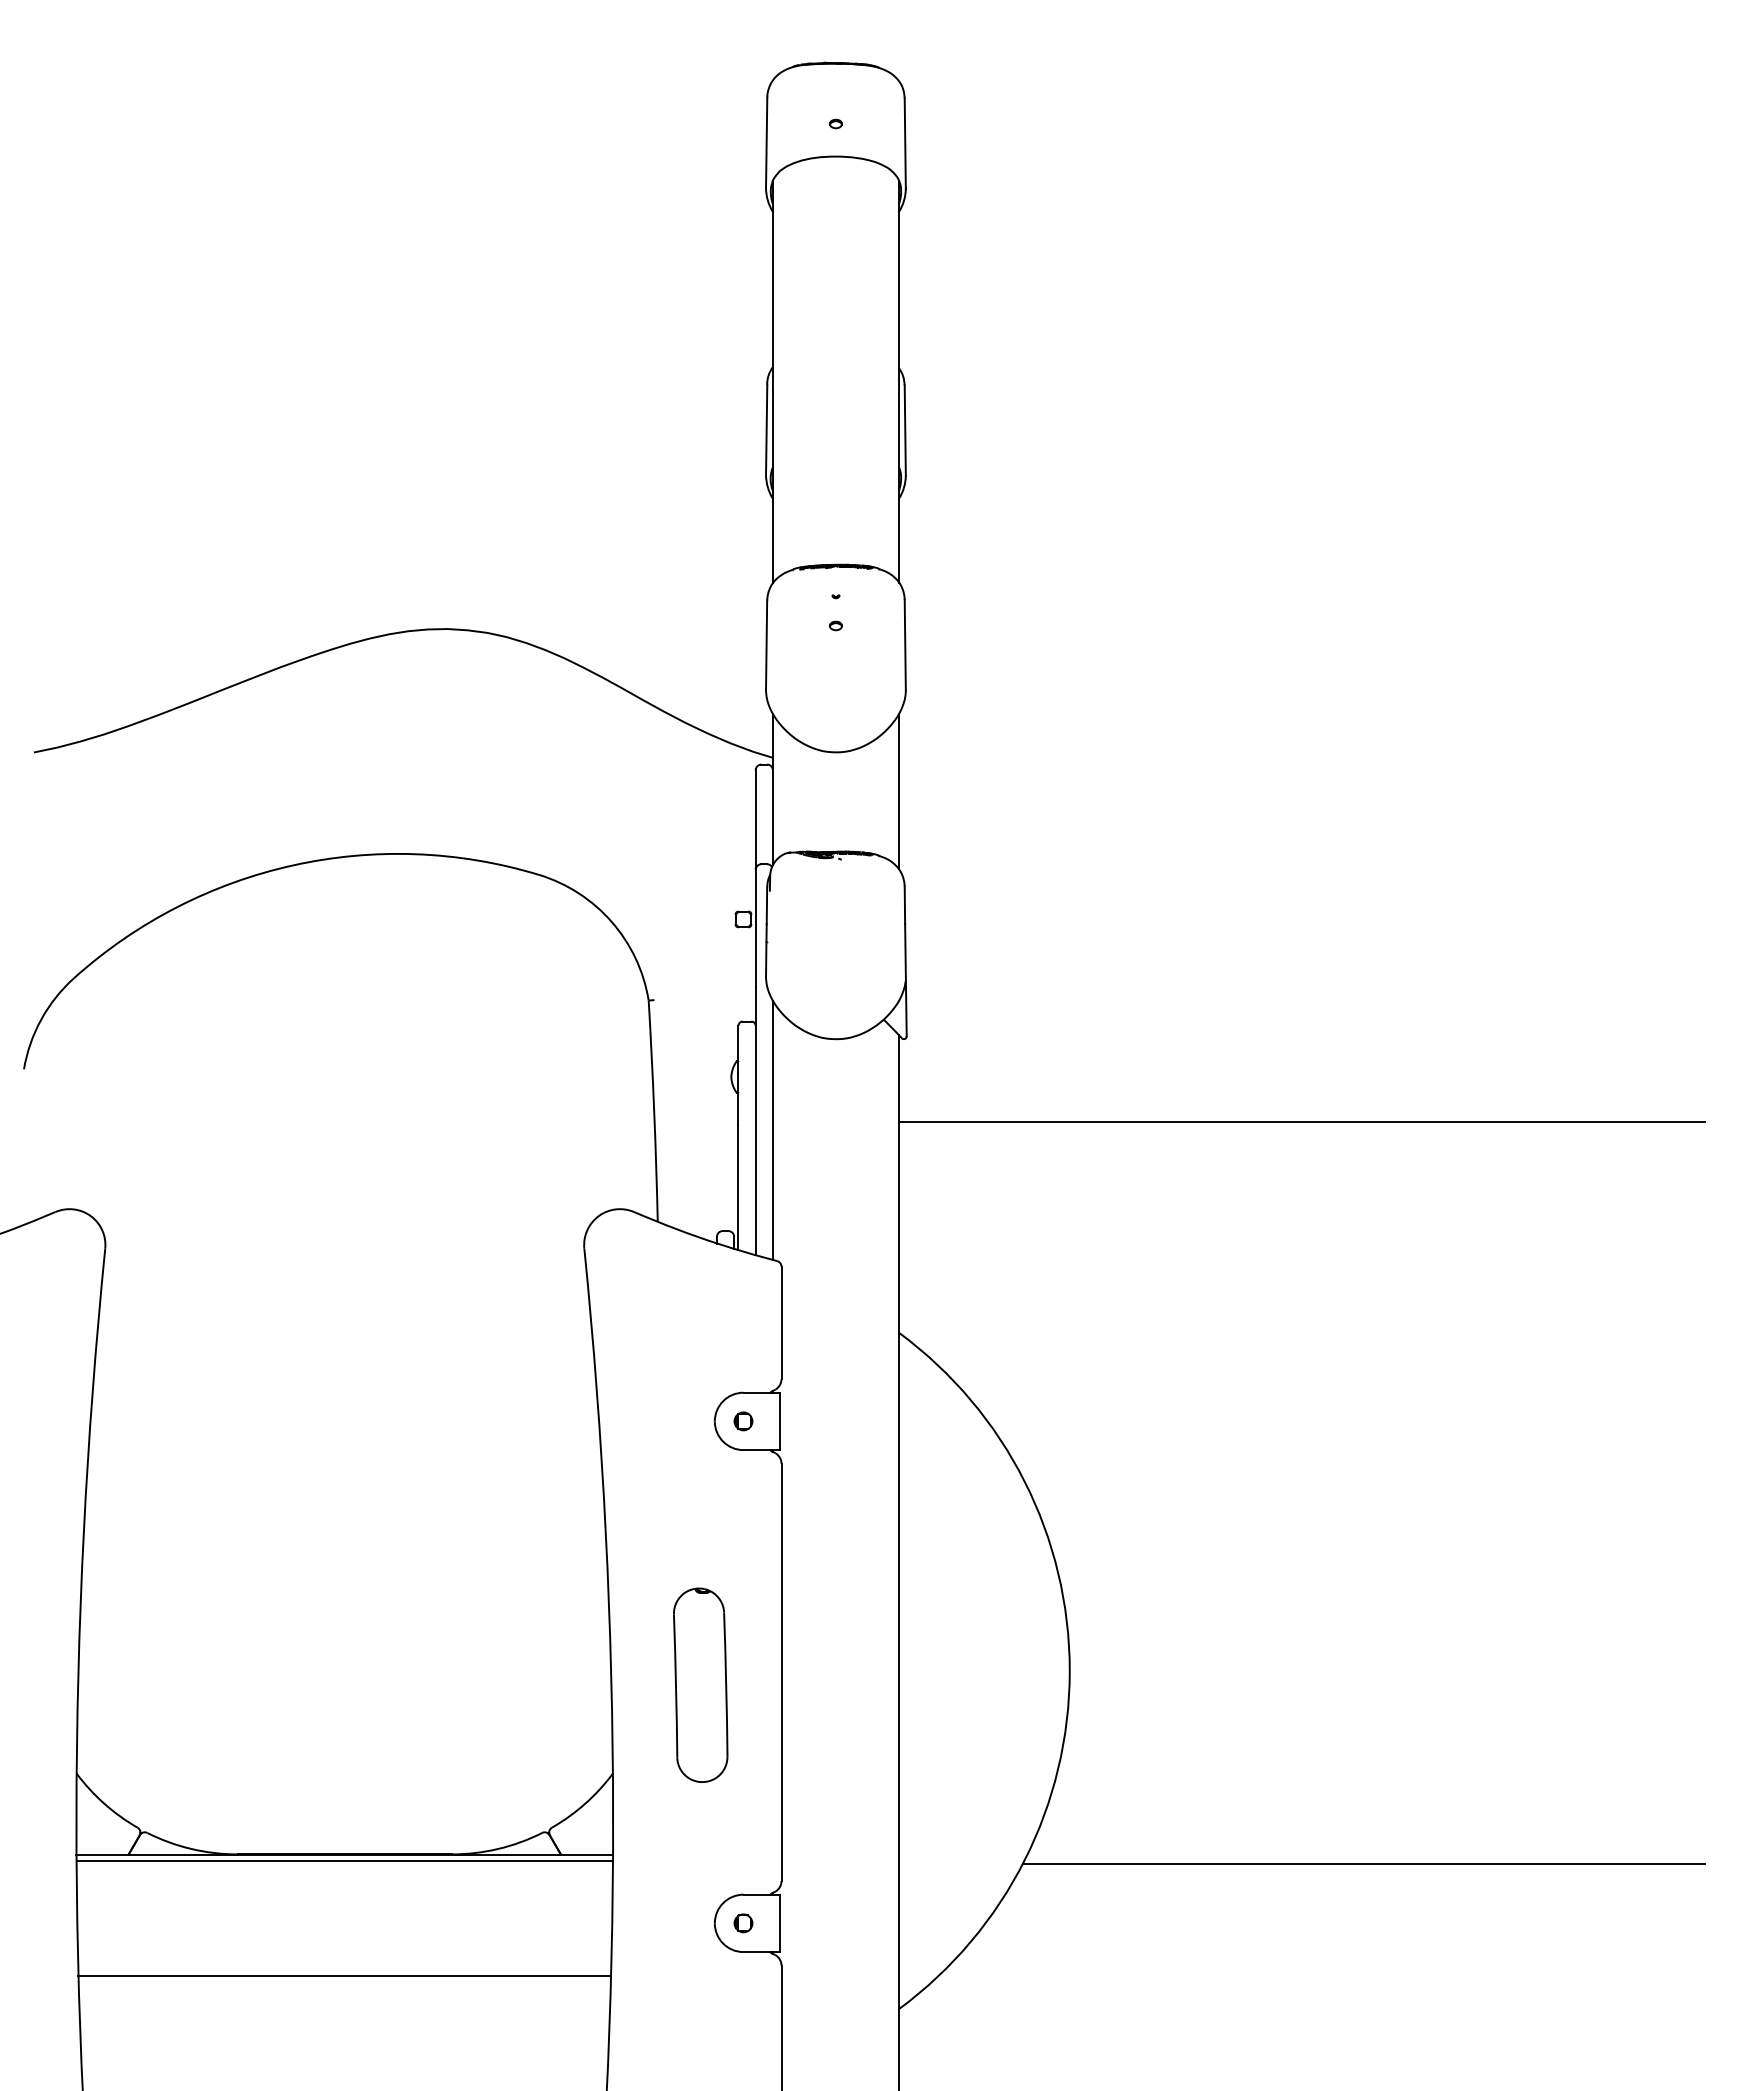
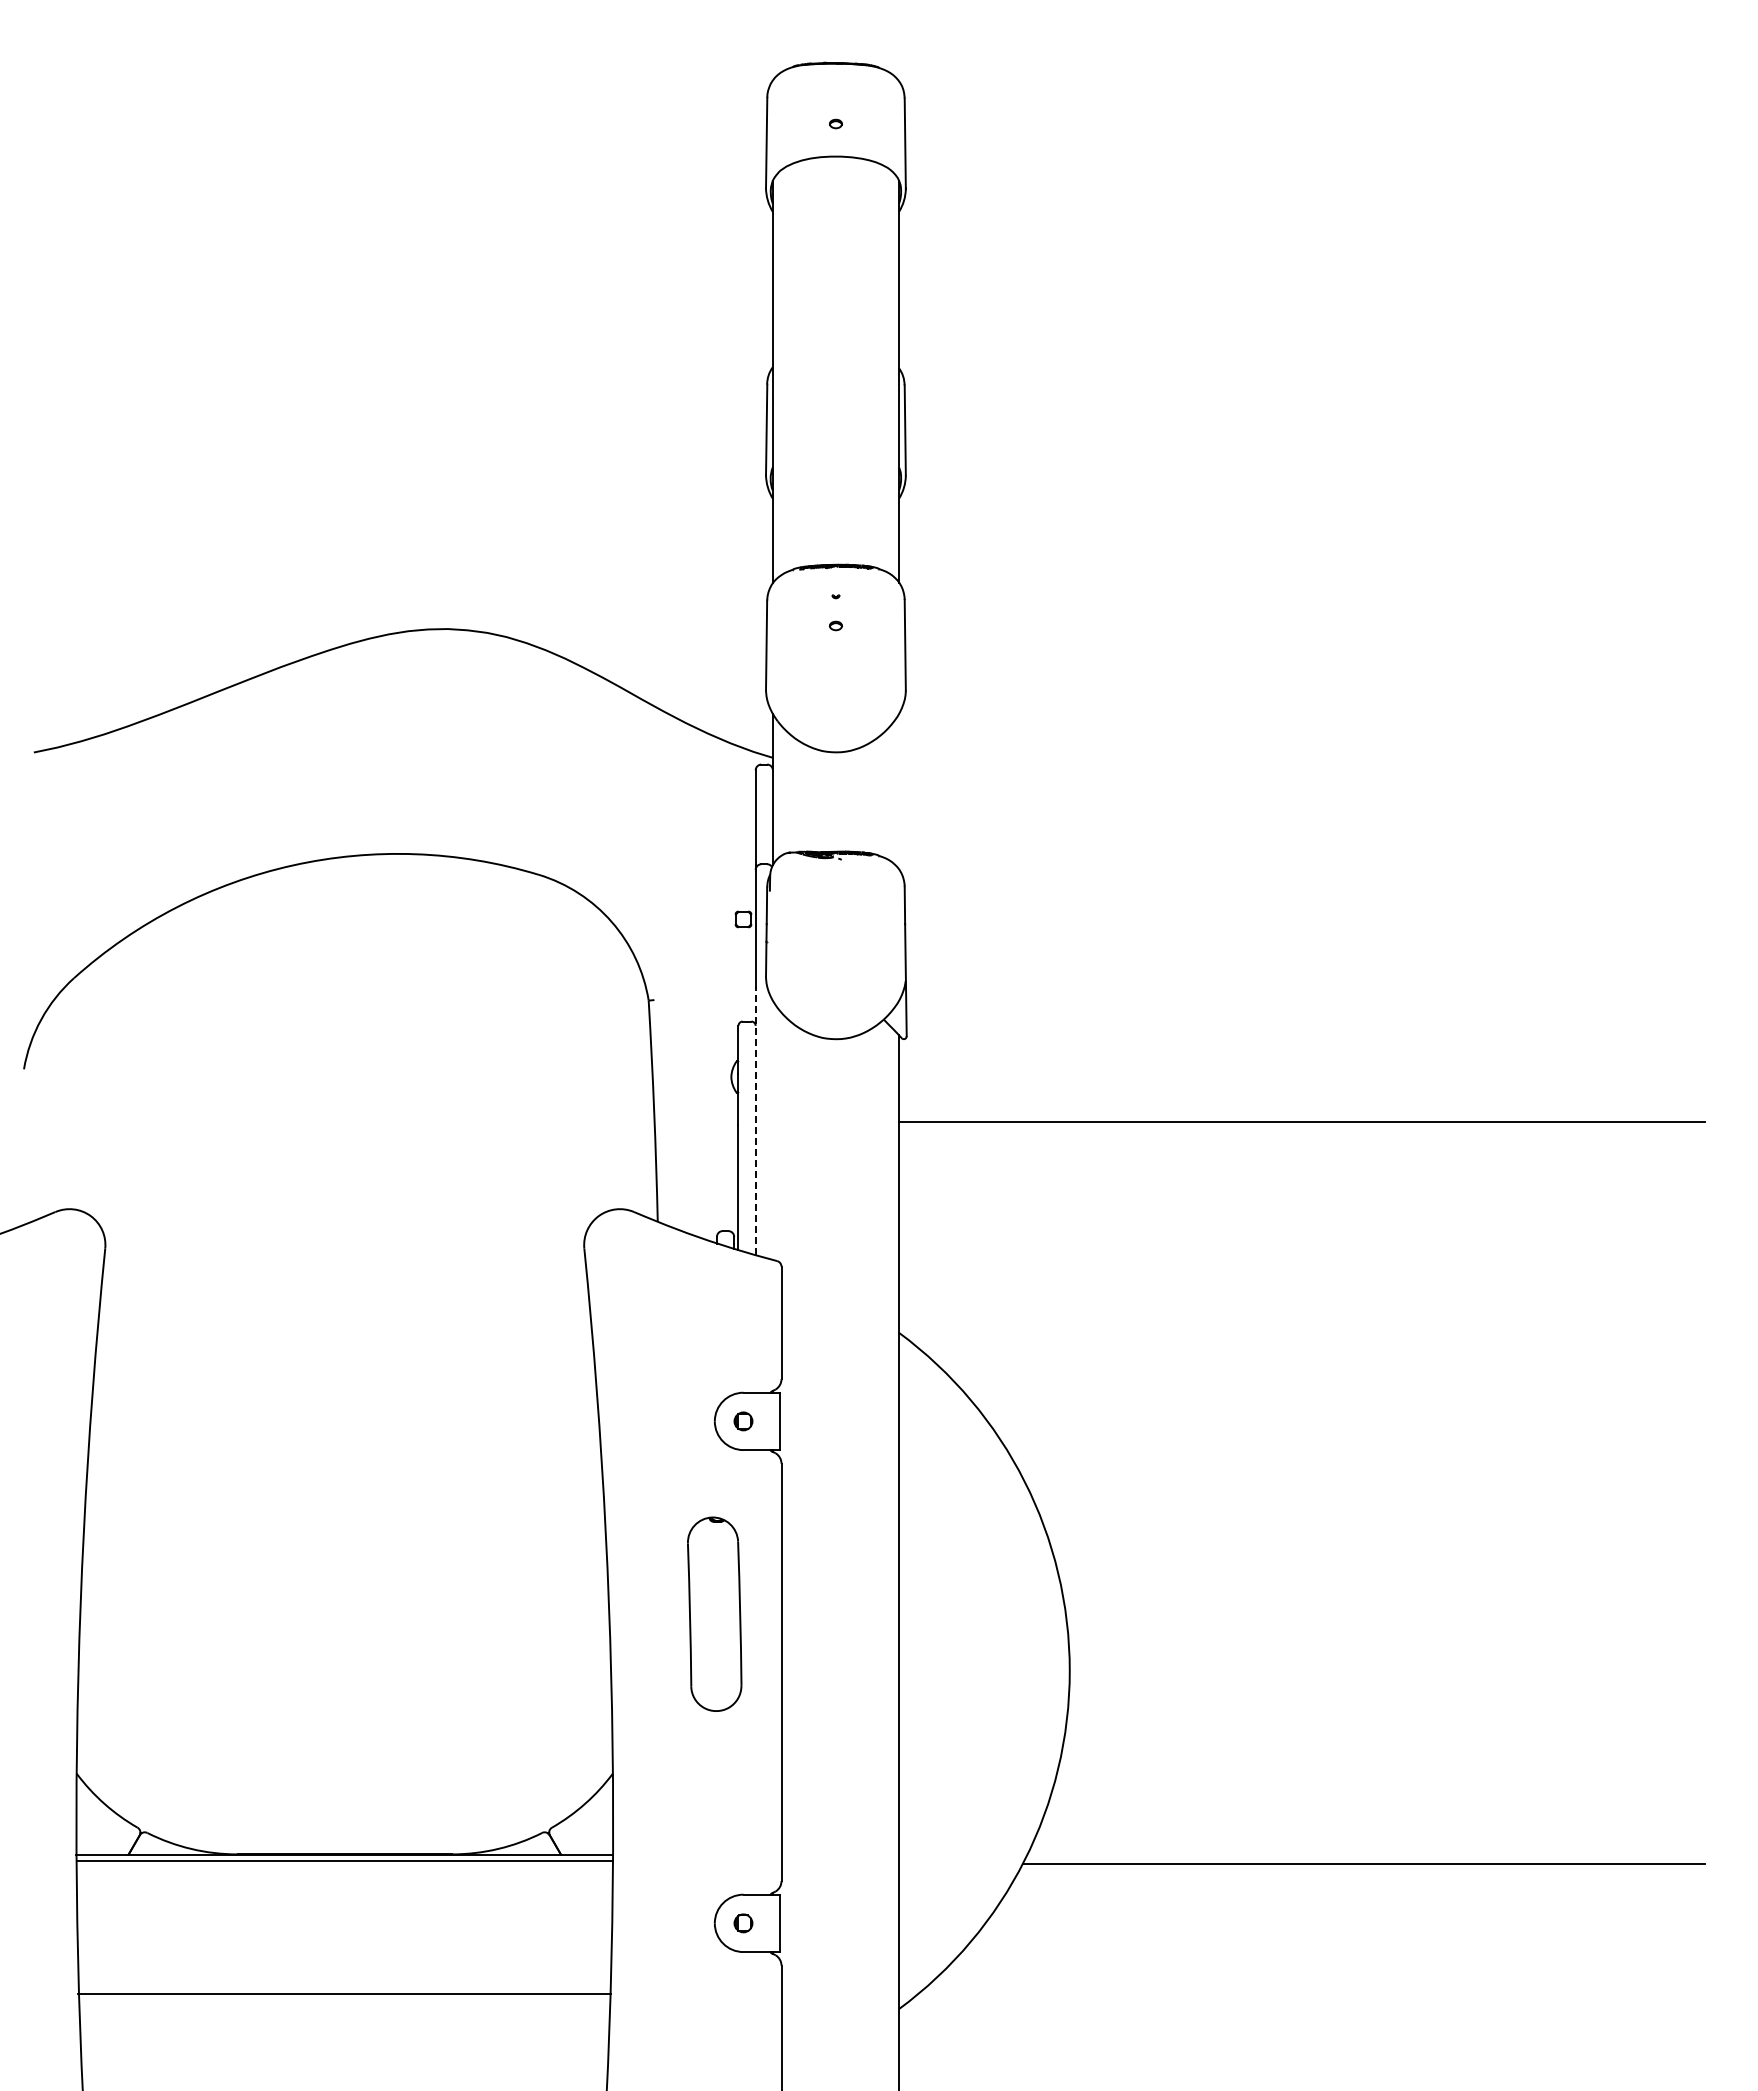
line: present -> none (899, 791)
line: solid -> dashed (755, 1121)
line: present -> none (772, 1129)
part position: (700, 1684) -> (714, 1613) (714, 1613)
line position: (344, 1975) -> (344, 1993) (344, 1993)
